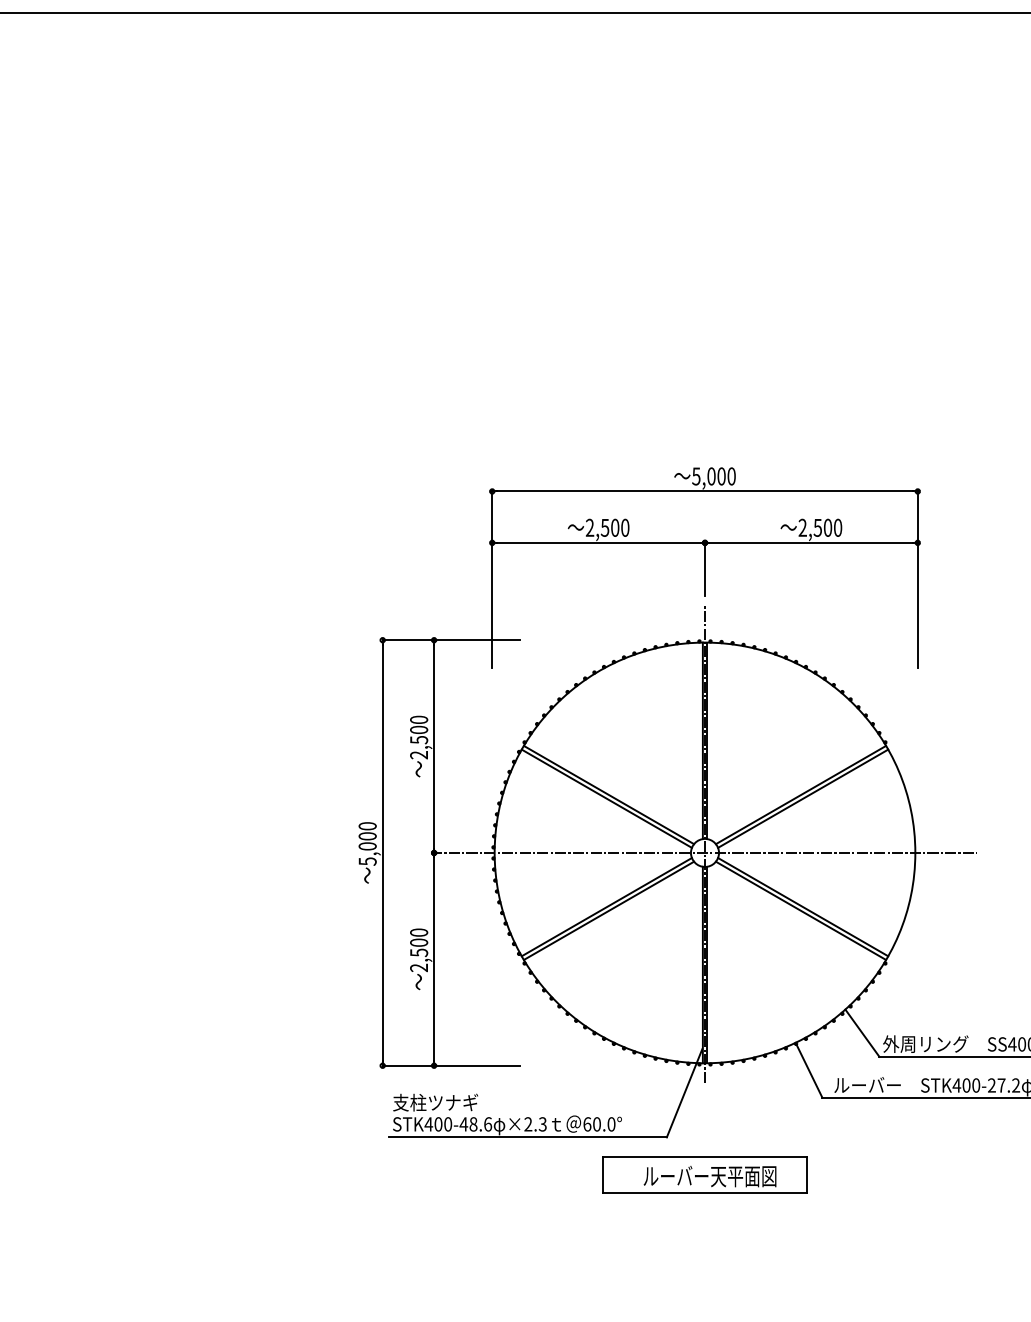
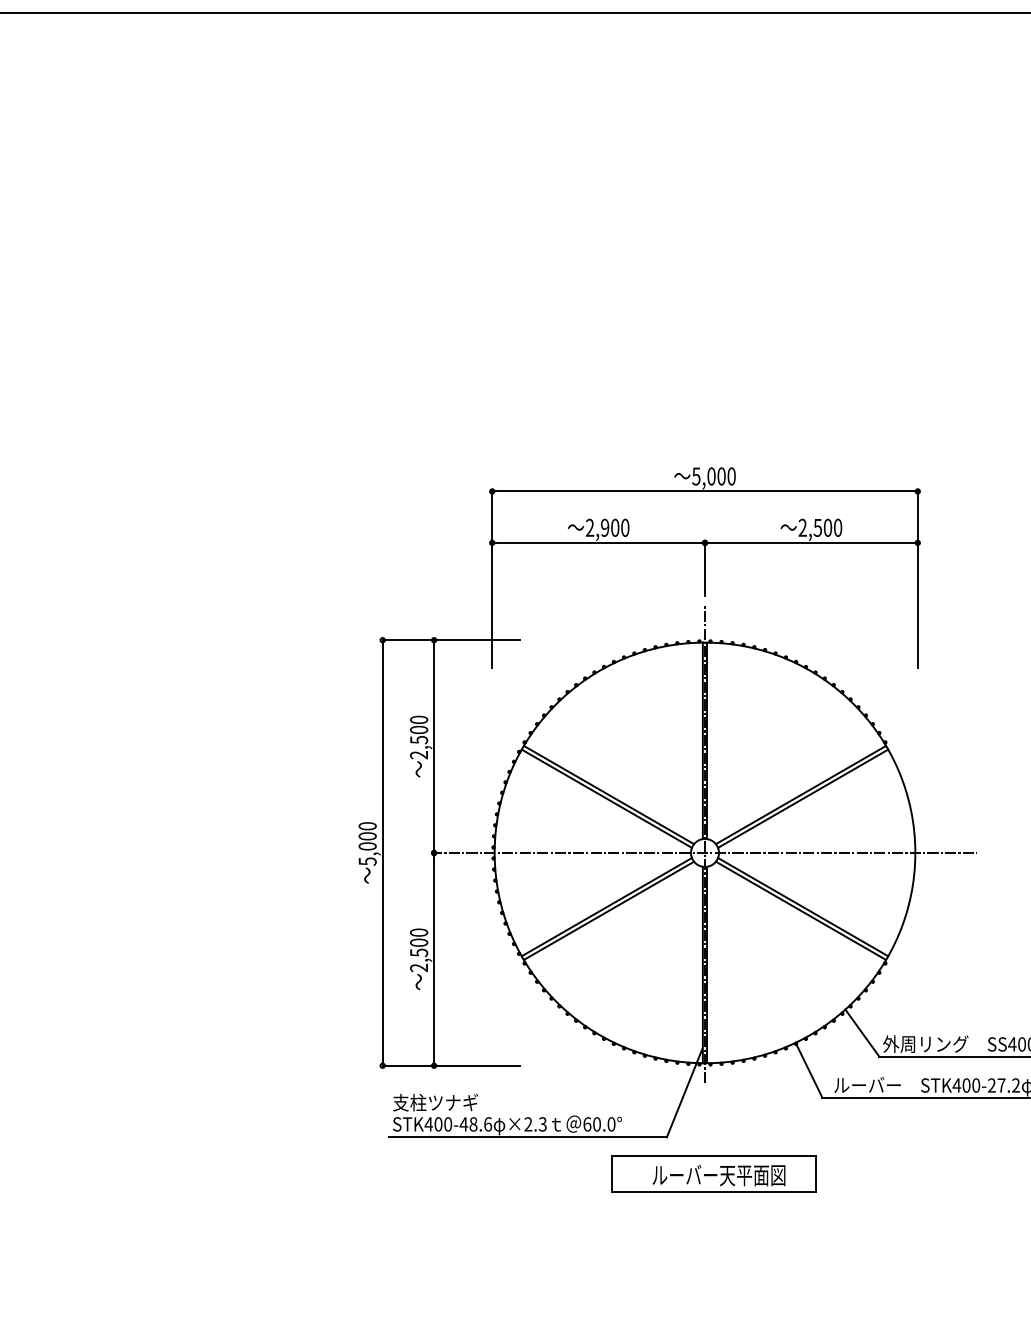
text: 2,500 -> 2,900 (604, 527)
part position: (704, 1174) -> (713, 1173) (713, 1173)
